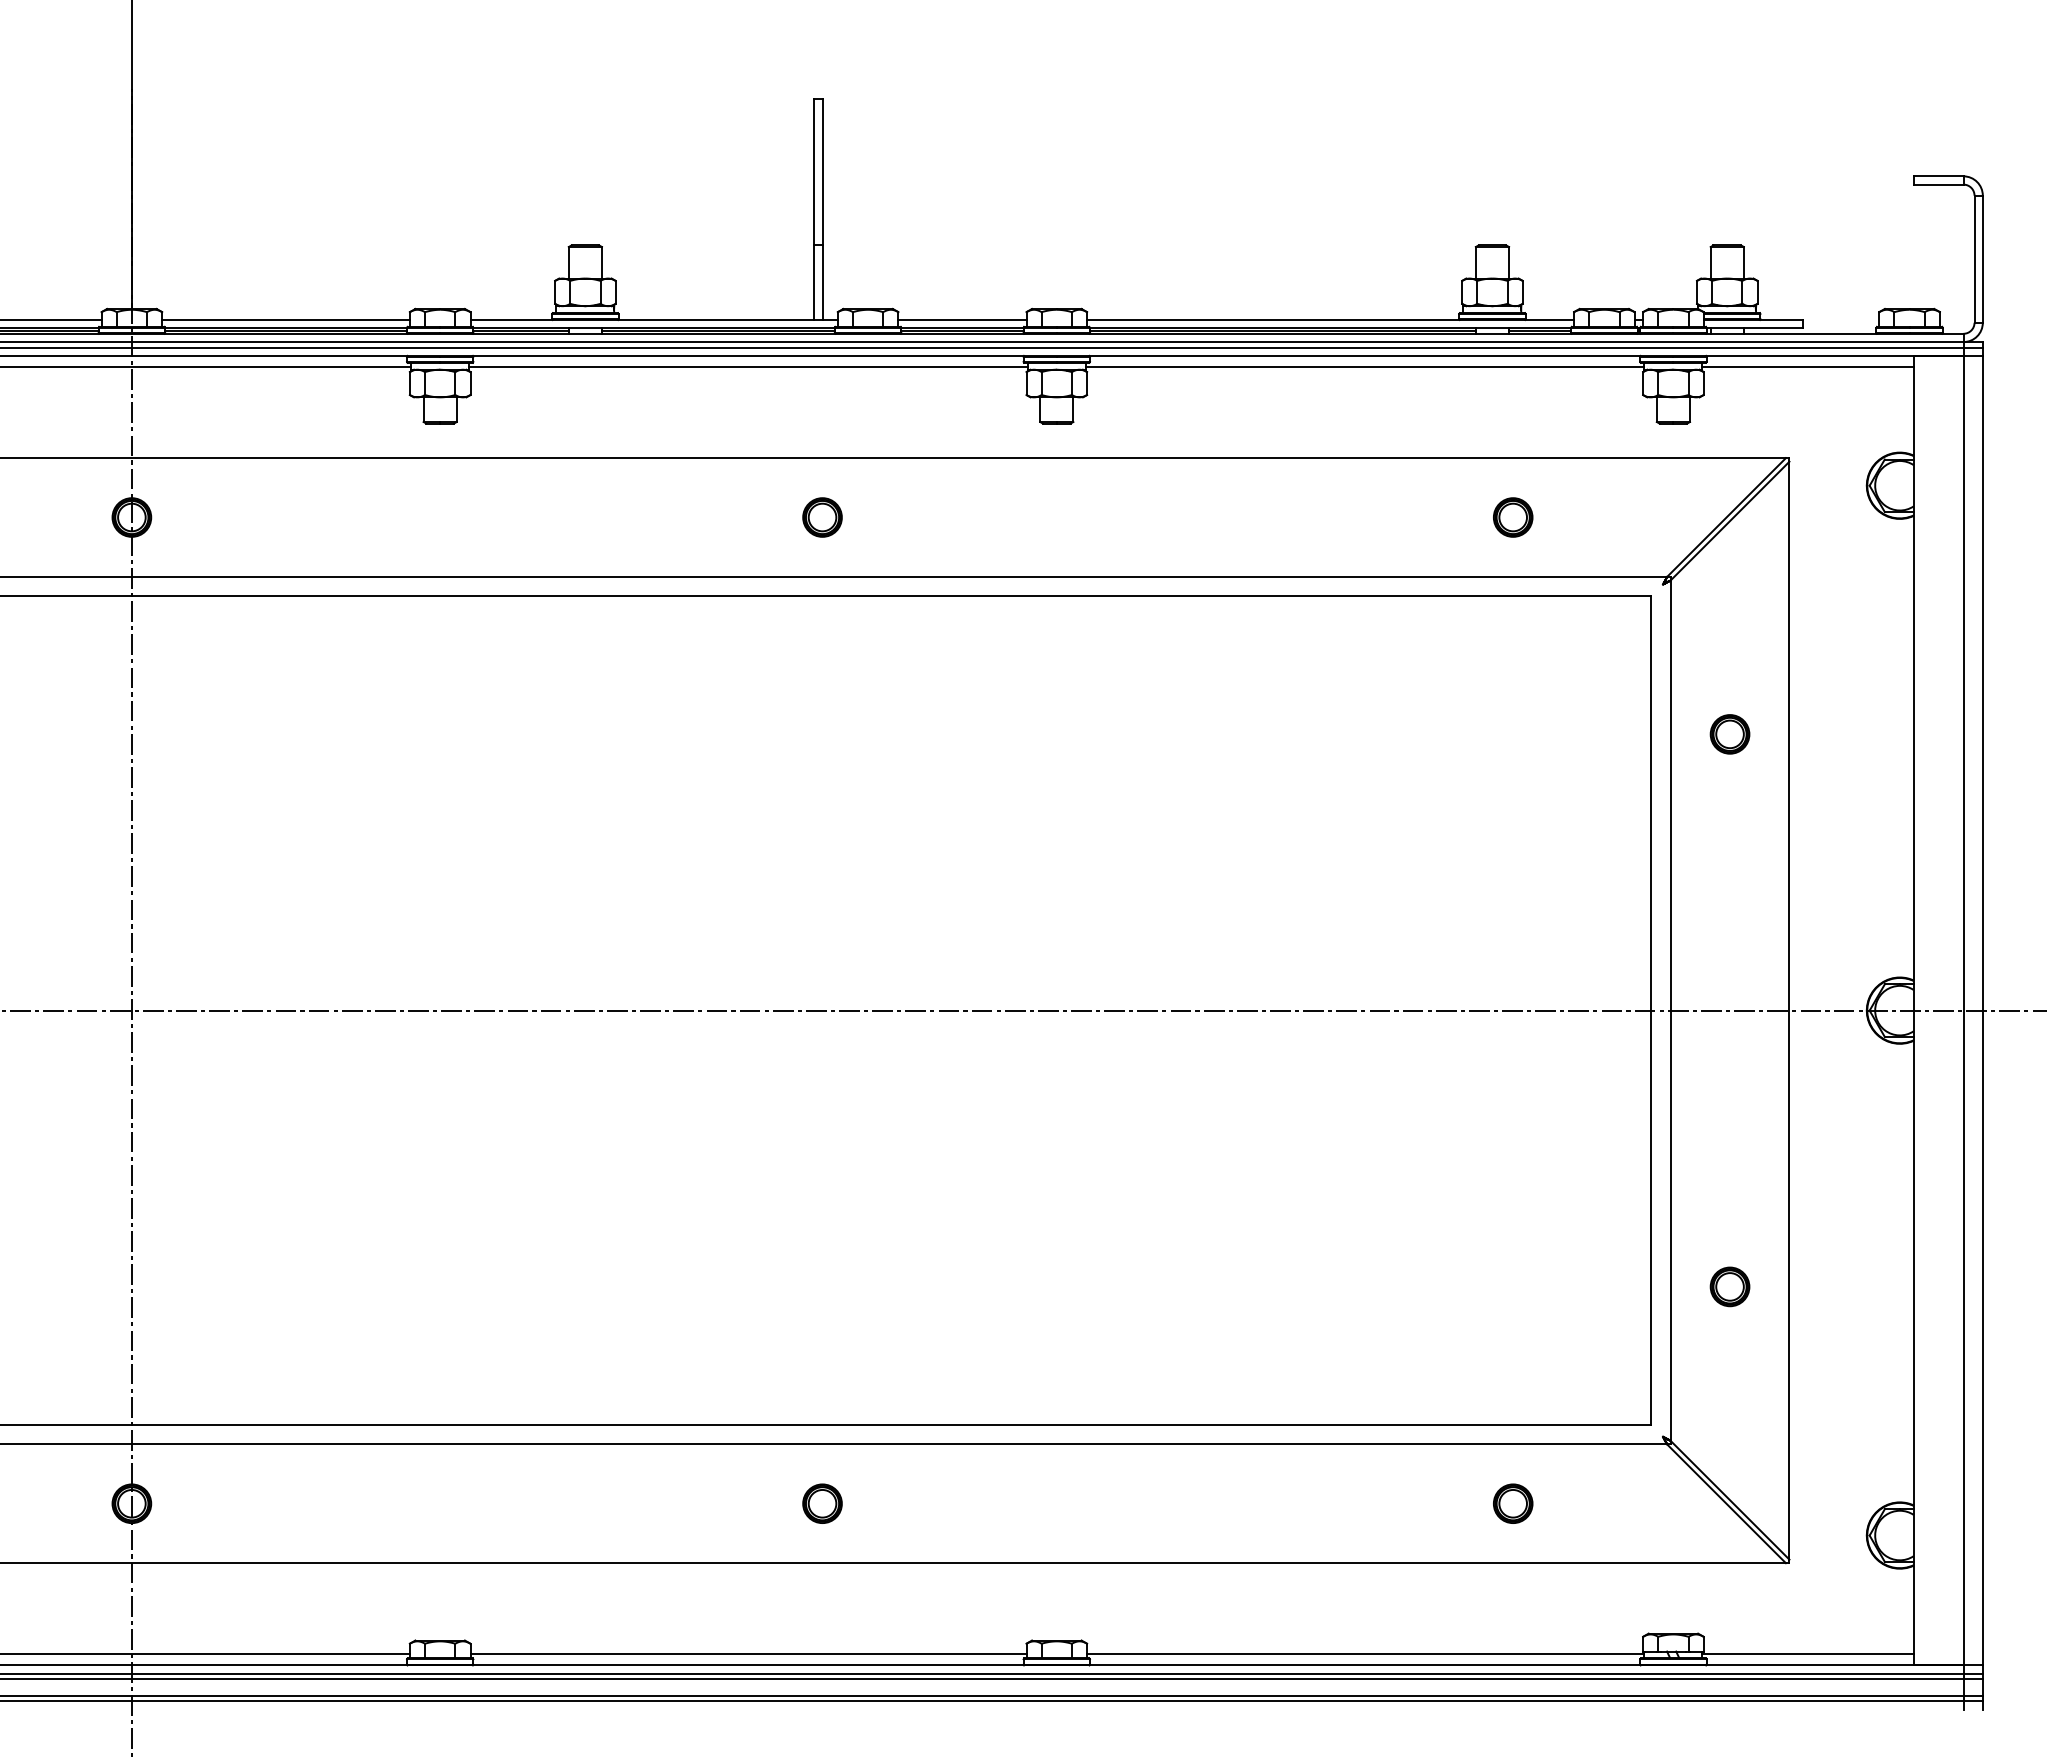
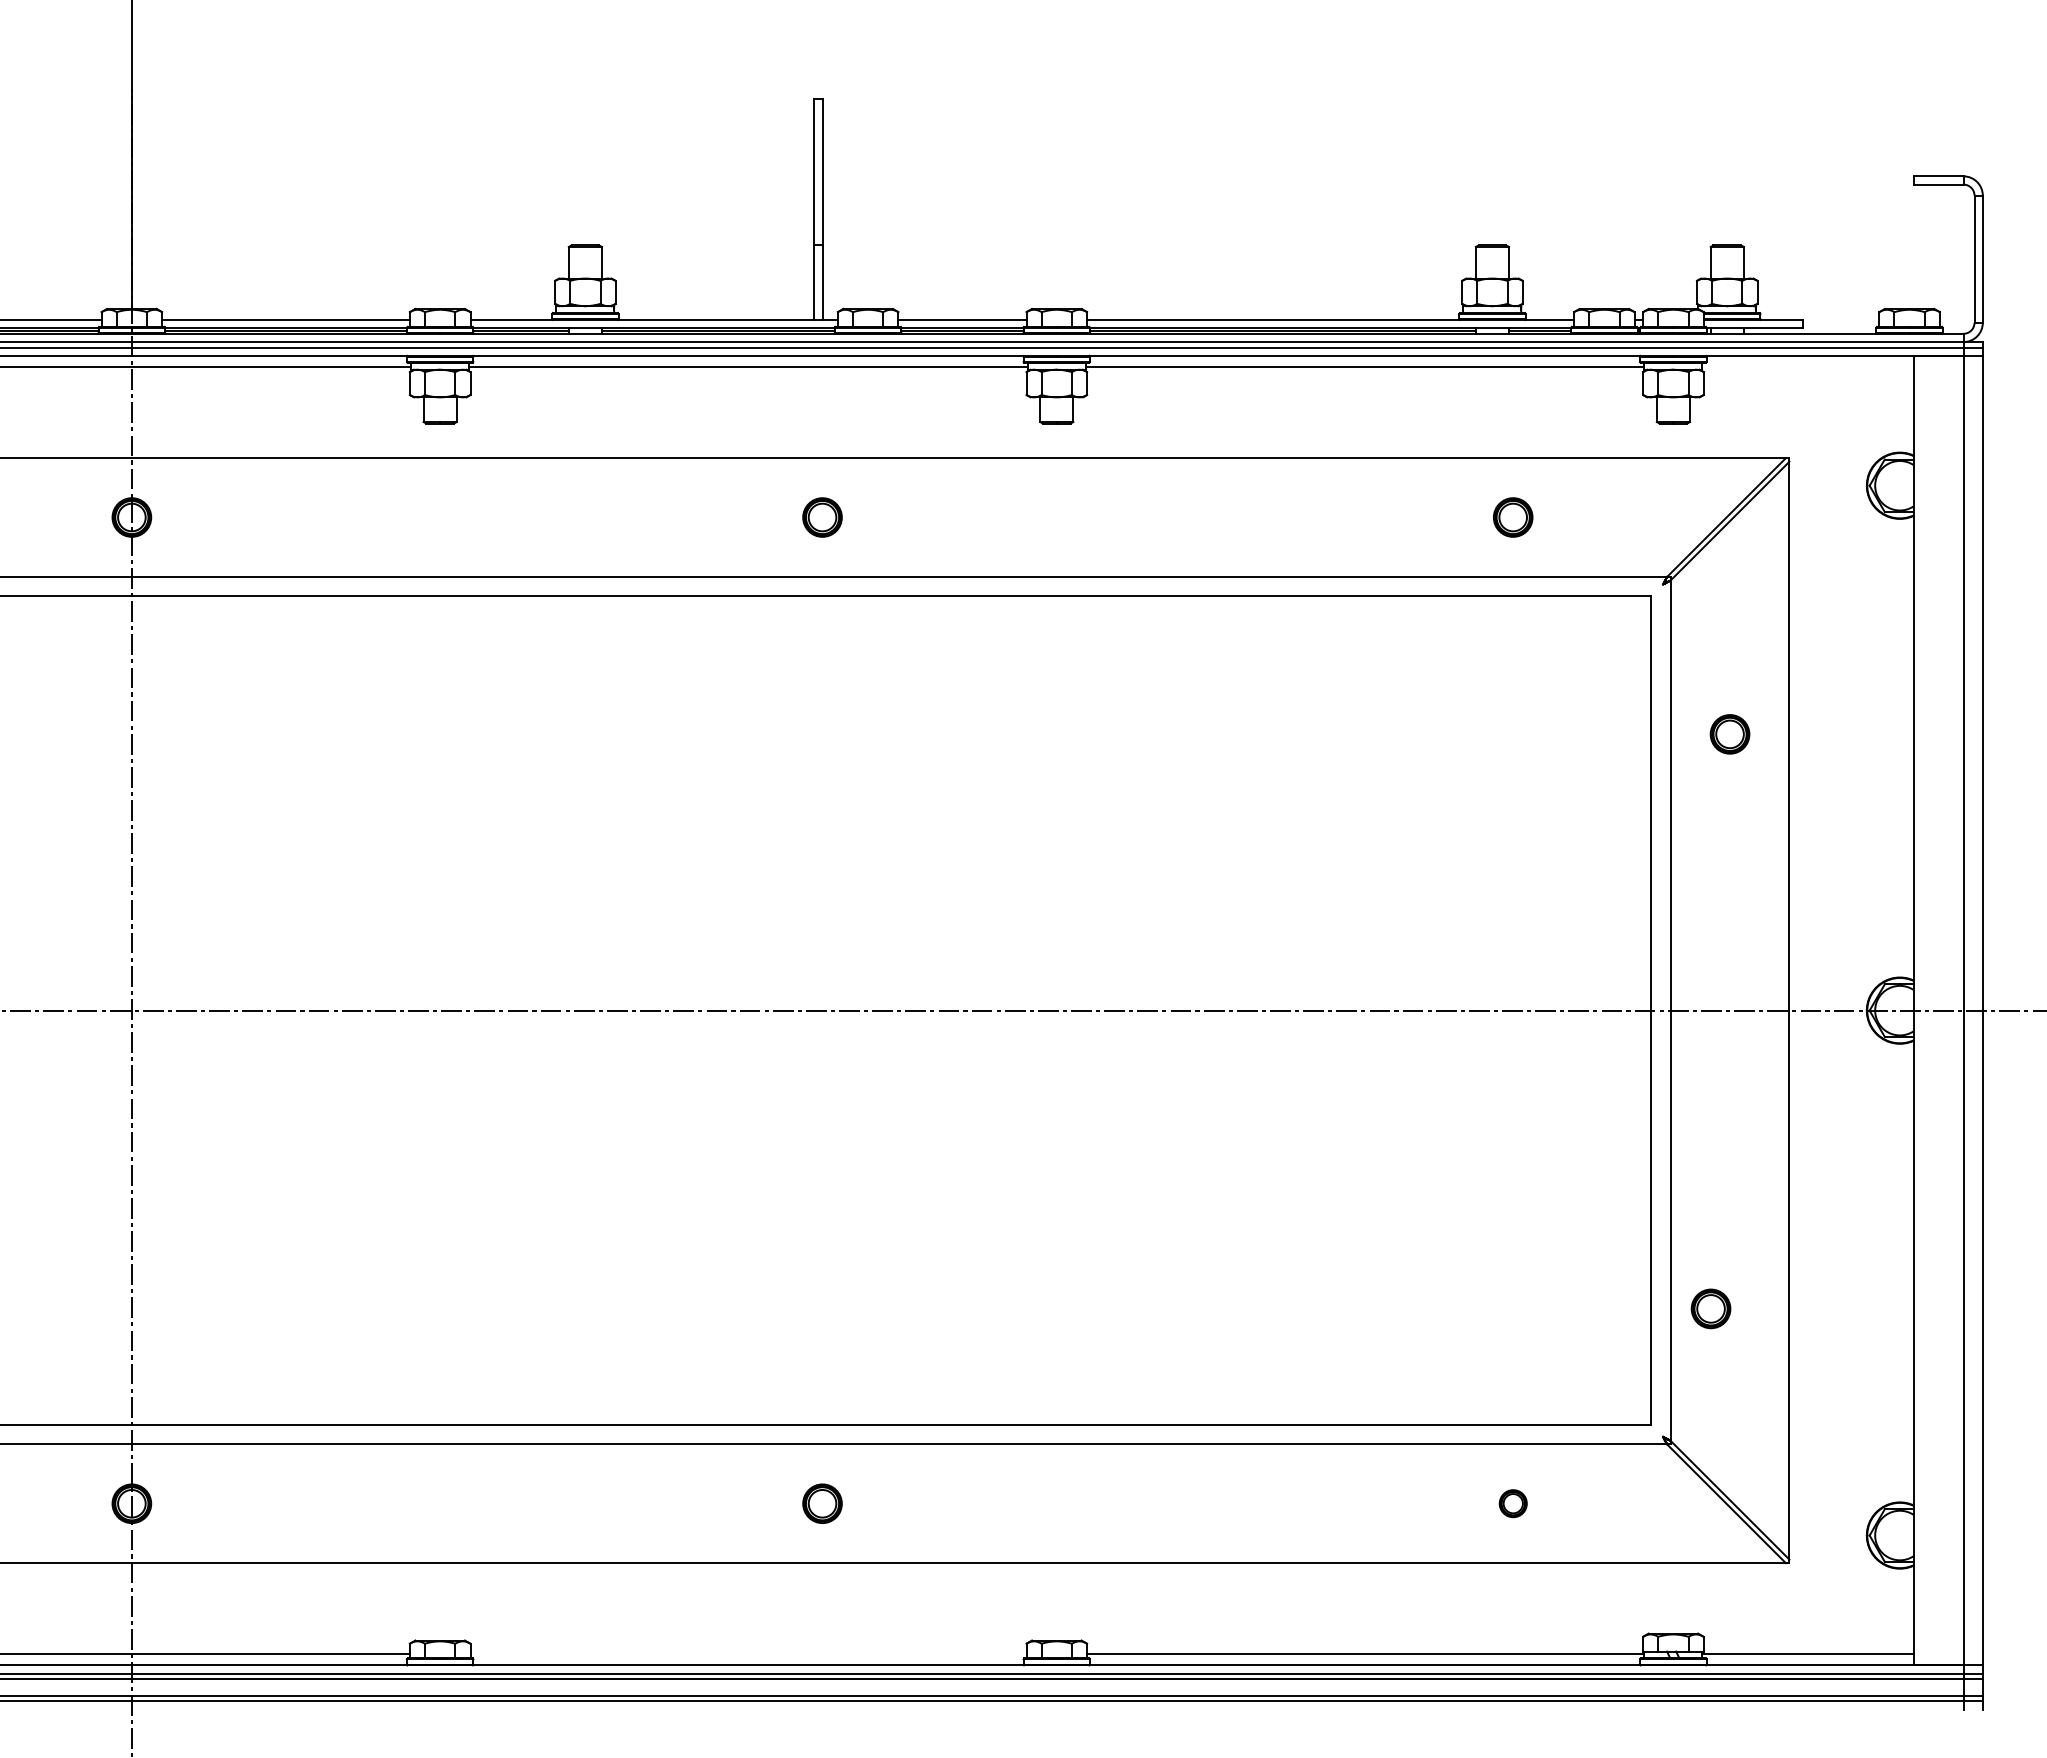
line: present -> none (1807, 366)
part position: (1729, 1286) -> (1710, 1308) (1710, 1308)
part size: 41x41 px -> 30x30 px (1512, 1503)
line: present -> none (748, 1654)
